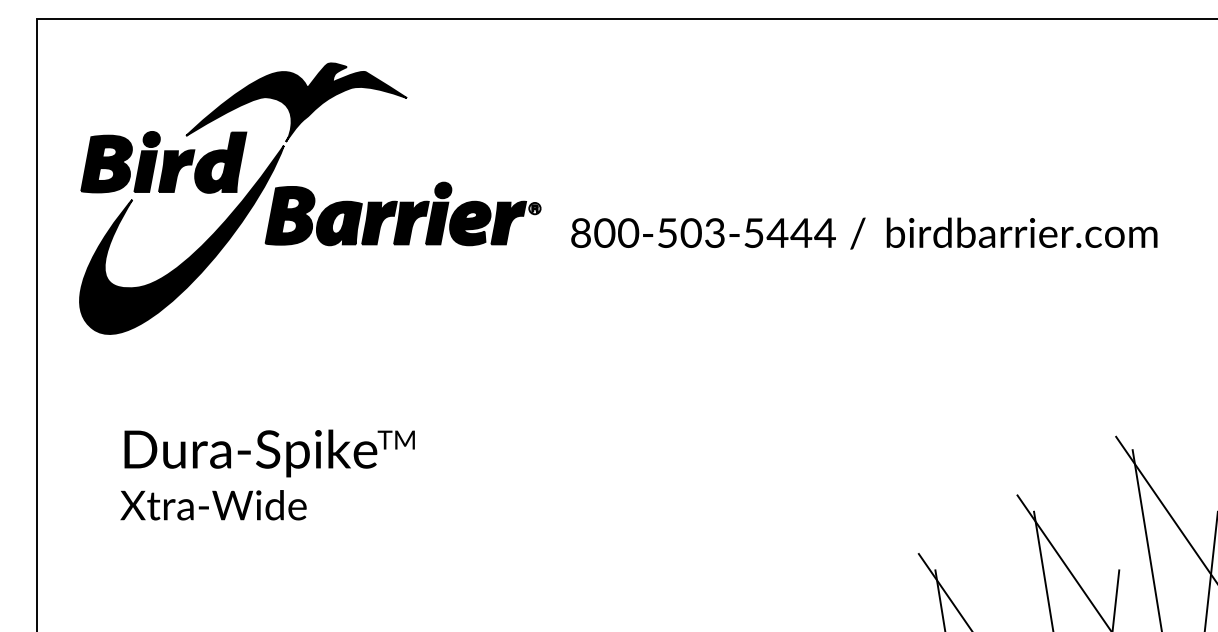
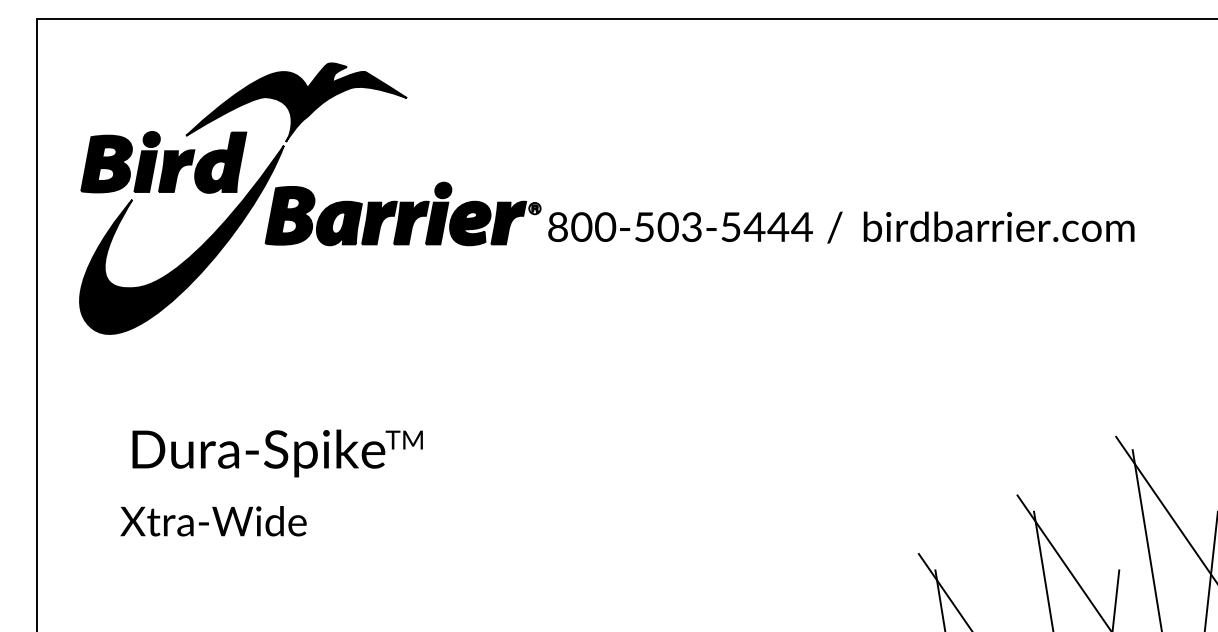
text position: (864, 233) -> (841, 227) (841, 227)
text position: (269, 453) -> (277, 453) (277, 453)
text position: (213, 505) -> (213, 521) (213, 521)
